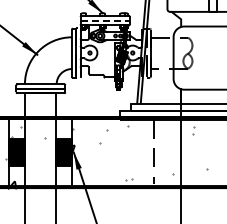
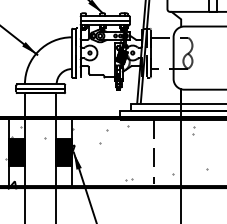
line: dashed -> solid (105, 20)
